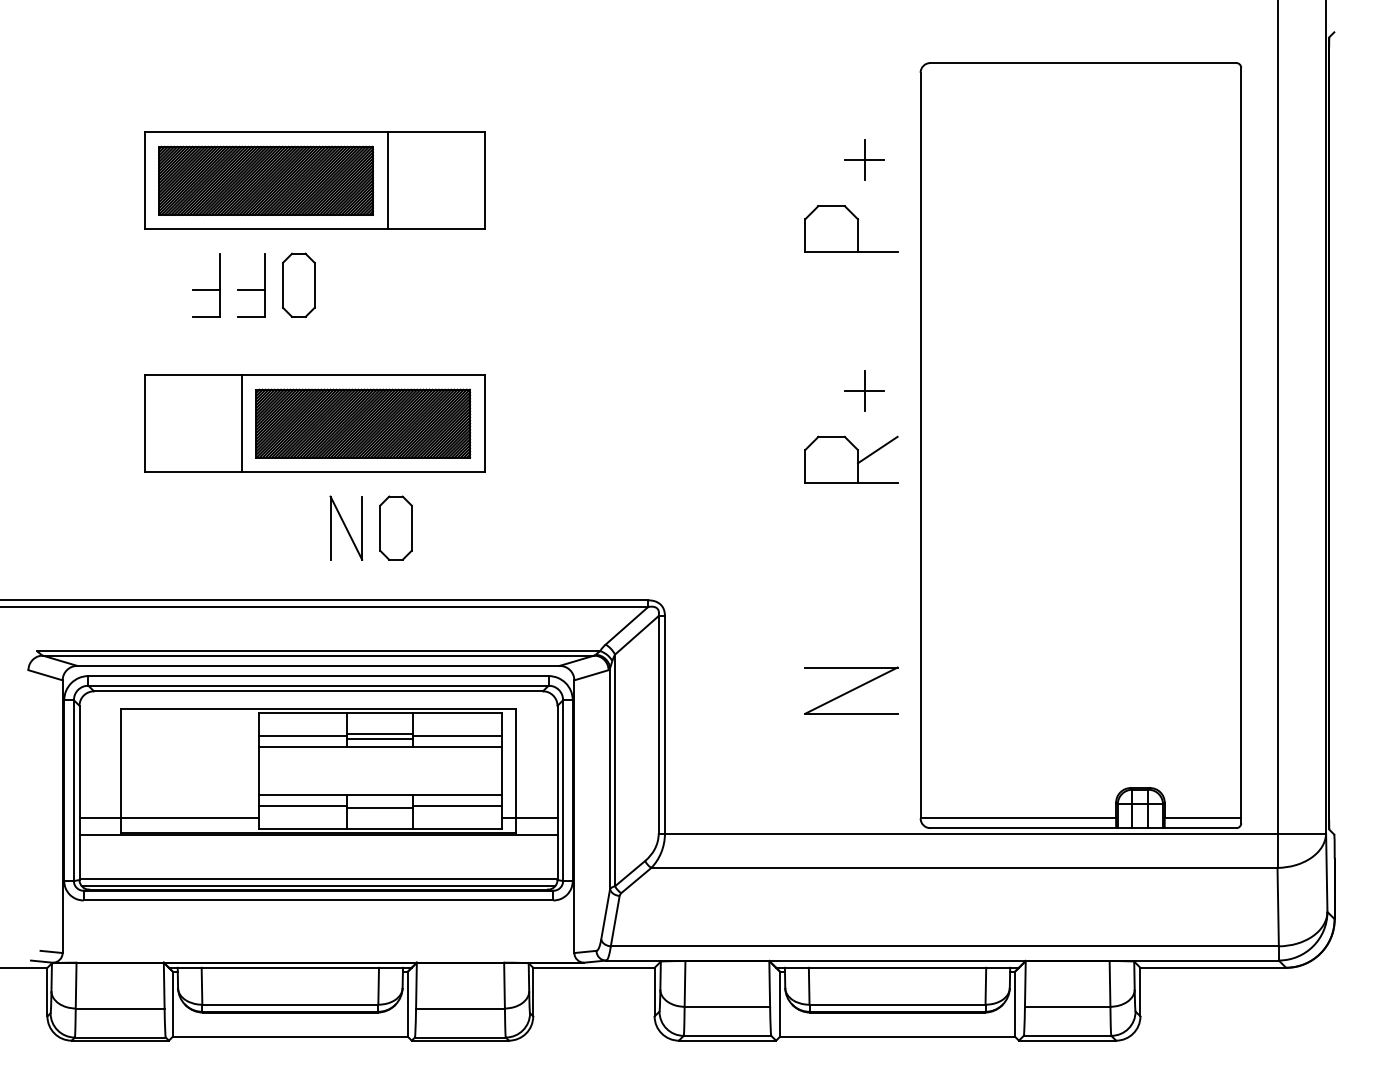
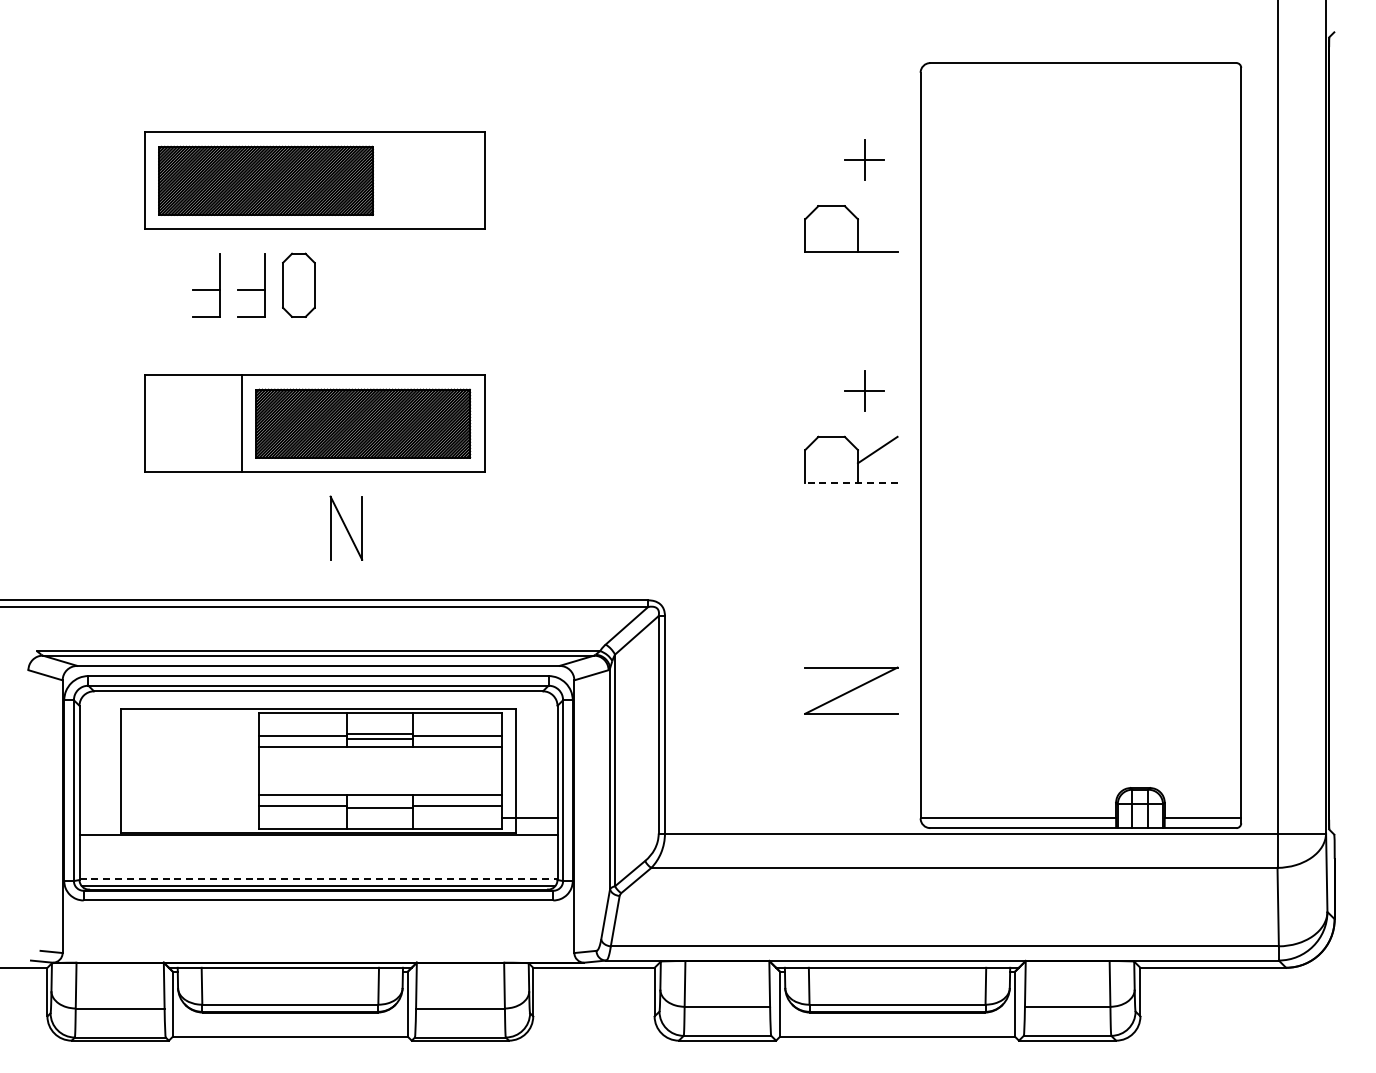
line: present -> none (387, 180)
line: solid -> dashed (850, 483)
part: present -> none (395, 527)
line: present -> none (168, 818)
line: solid -> dashed (318, 879)
